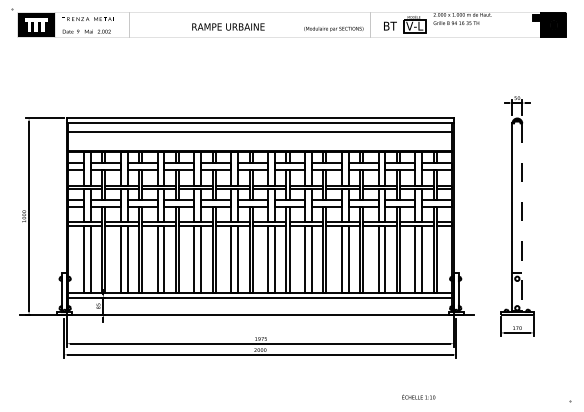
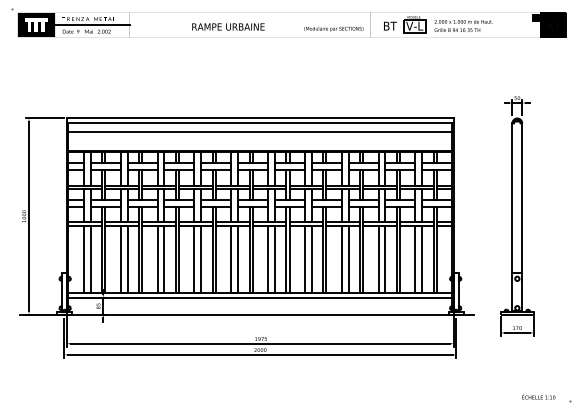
text position: (462, 18) -> (463, 25) (463, 25)
line: none -> present (91, 25)
line: dashed -> solid (522, 218)
text position: (418, 396) -> (538, 396) (538, 396)
